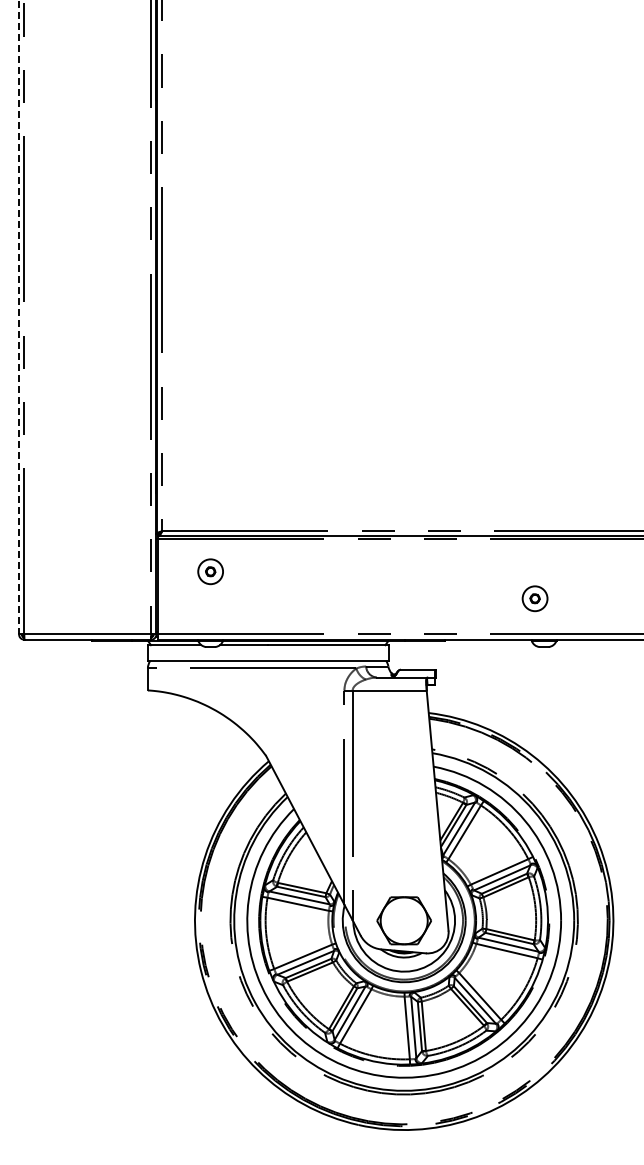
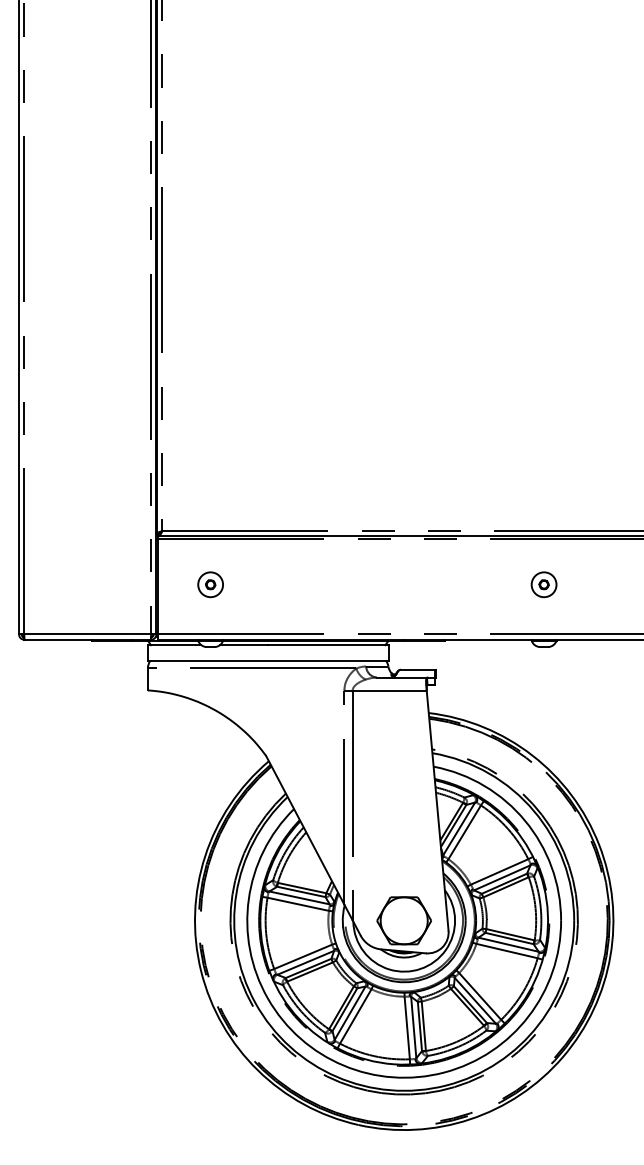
line: dashed -> solid (19, 317)
part position: (210, 571) -> (210, 584) (210, 584)
part position: (534, 598) -> (543, 584) (543, 584)
